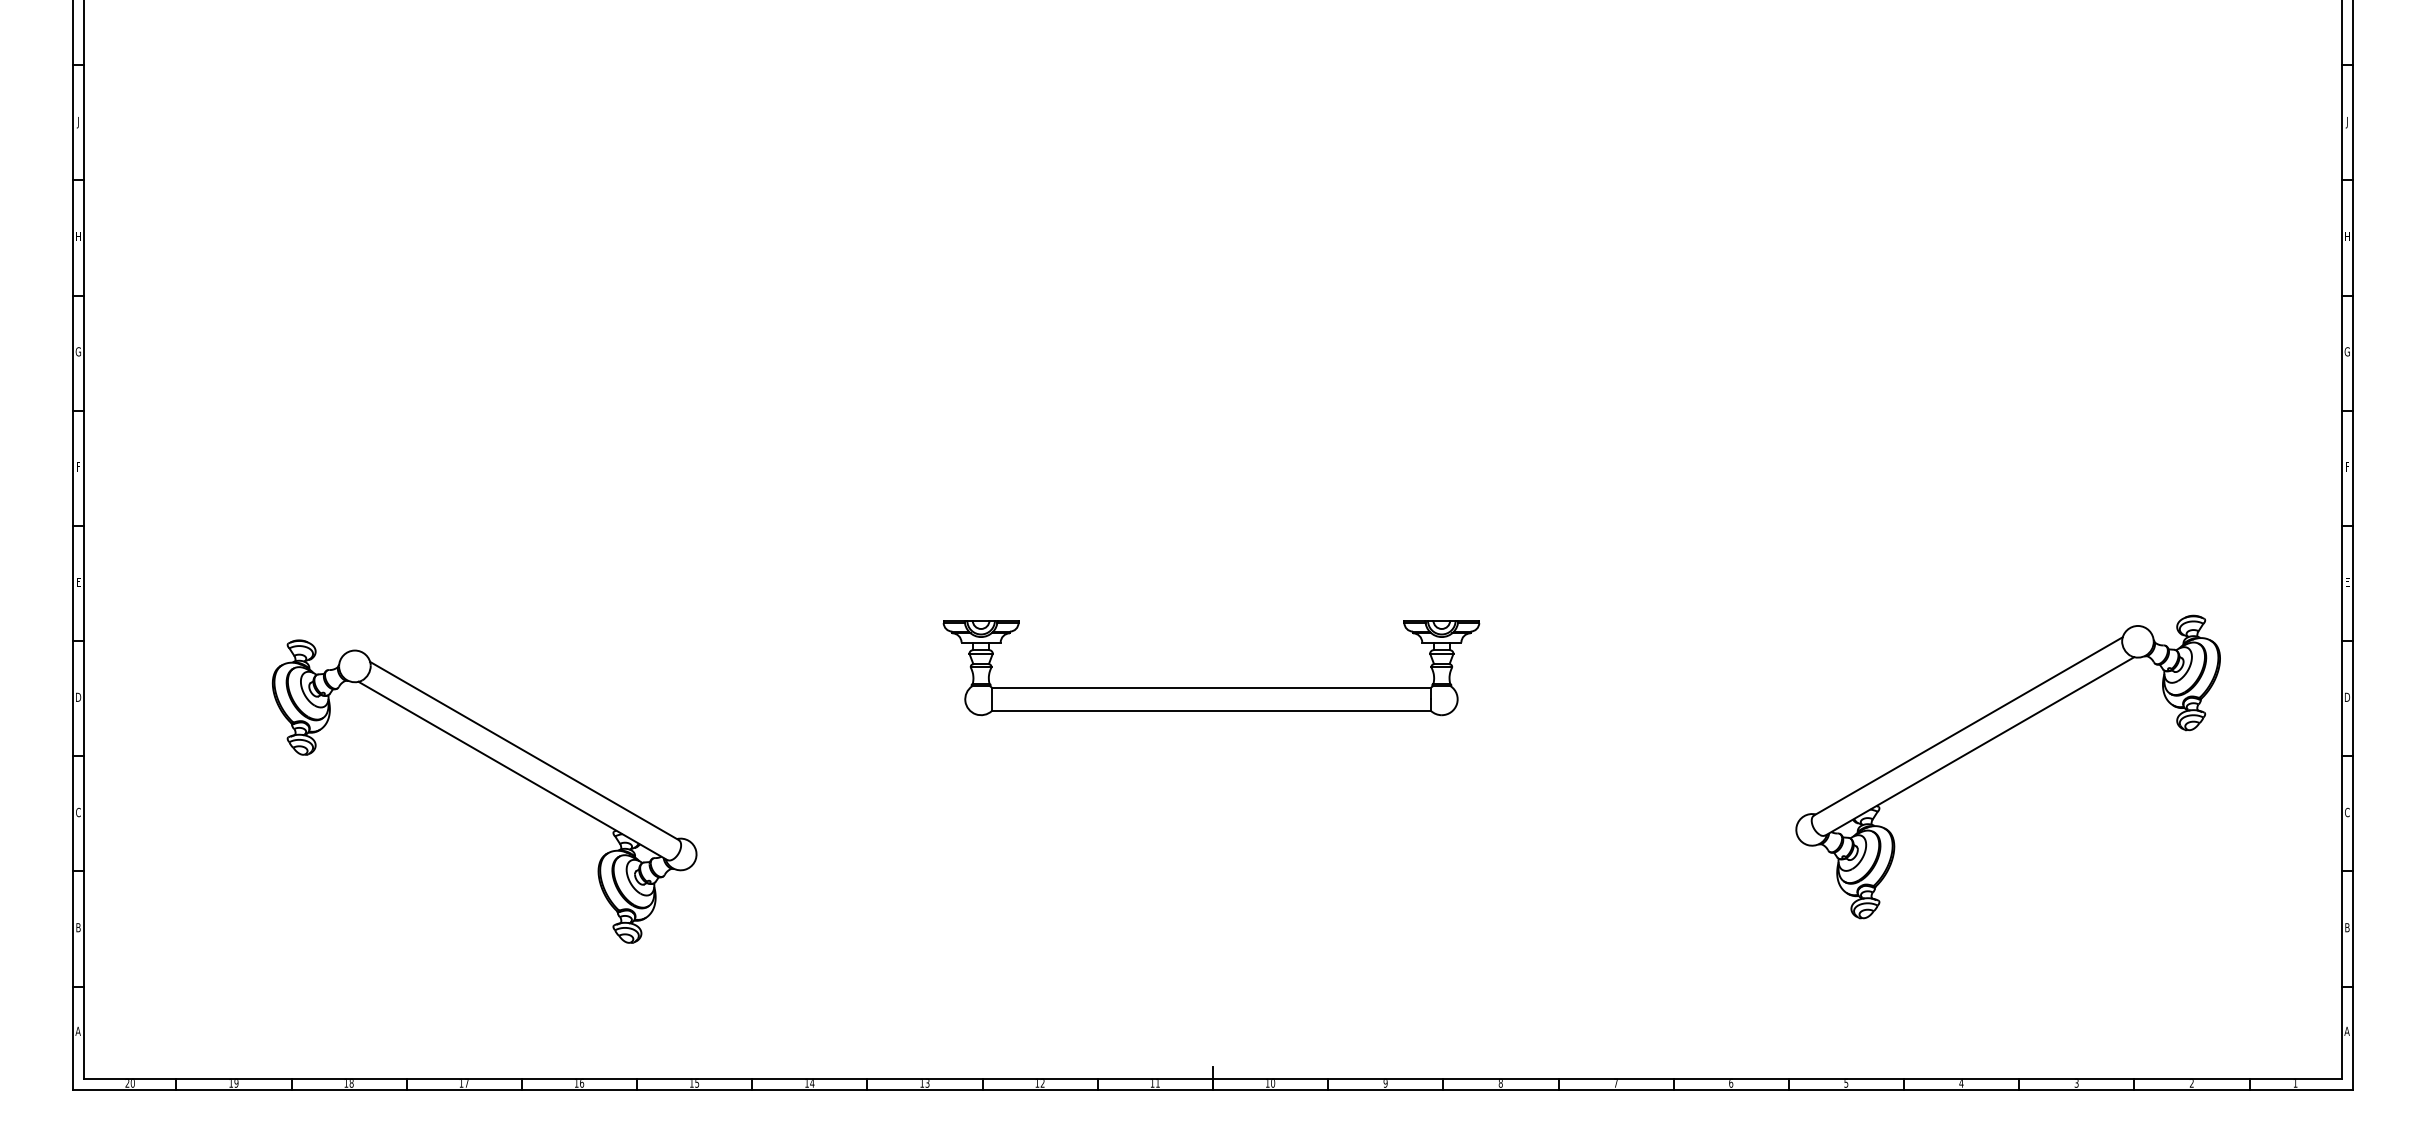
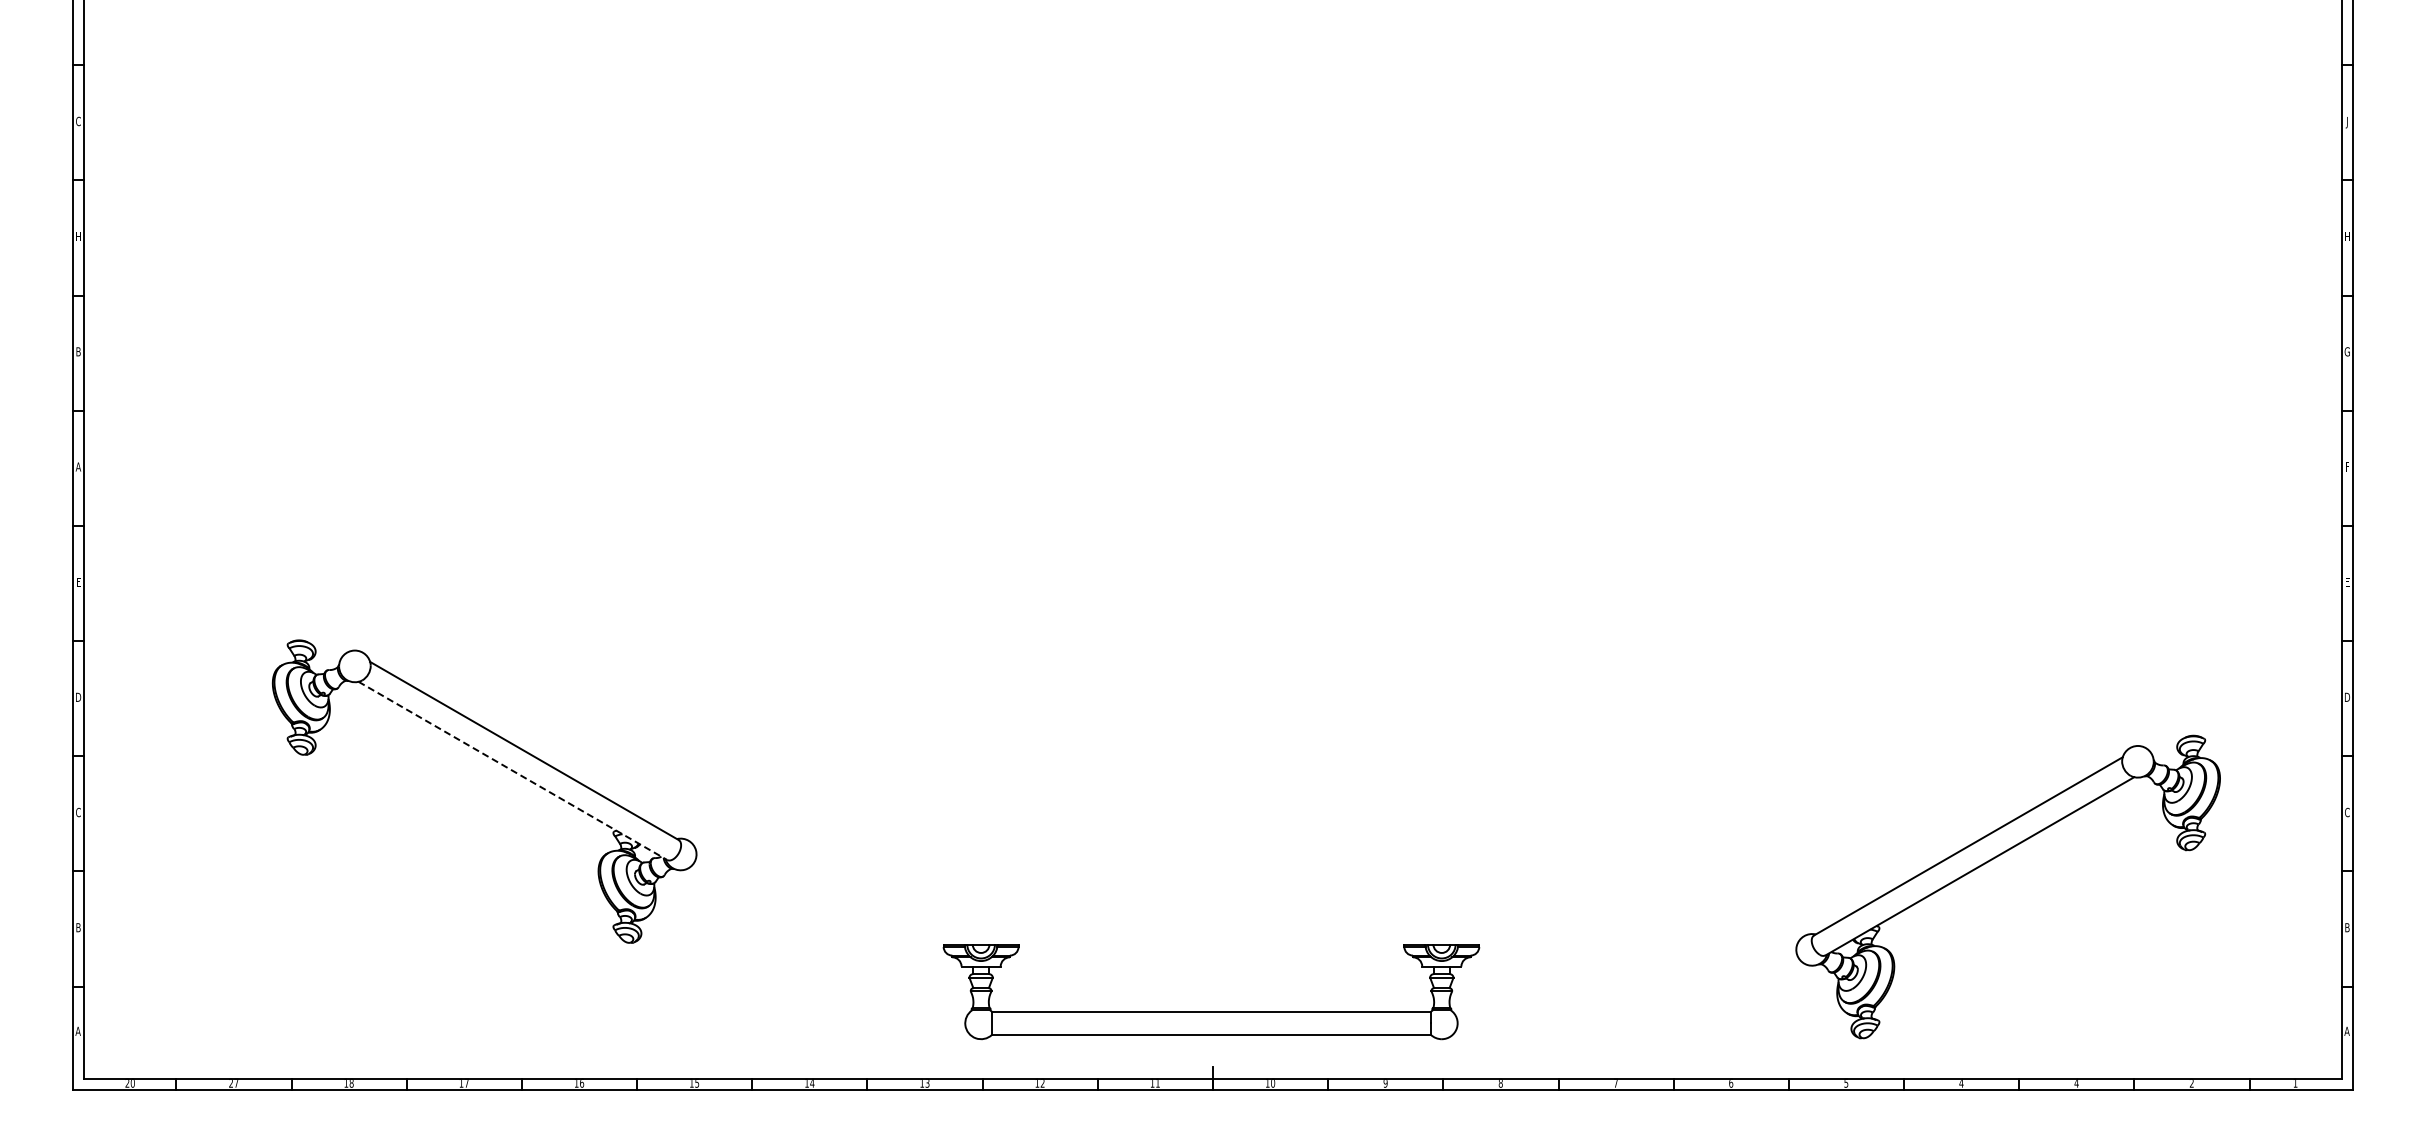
text: J -> C (78, 122)
text: G -> B (78, 351)
text: F -> A (78, 466)
part position: (1211, 687) -> (1211, 1011) (1211, 1011)
part position: (1992, 740) -> (1992, 860) (1992, 860)
line: solid -> dashed (513, 771)
text: 19 -> 27 (233, 1083)
text: 3 -> 4 (2076, 1083)
